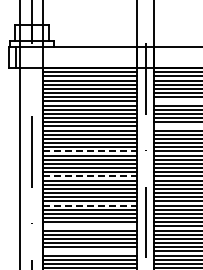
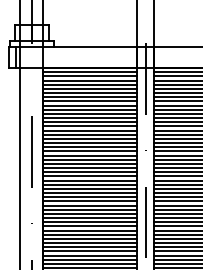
line: none -> present (176, 101)
line: none -> present (176, 126)
line: dashed -> solid (90, 151)
line: dashed -> solid (90, 176)
line: dashed -> solid (90, 205)
line: none -> present (89, 226)
line: none -> present (89, 251)
